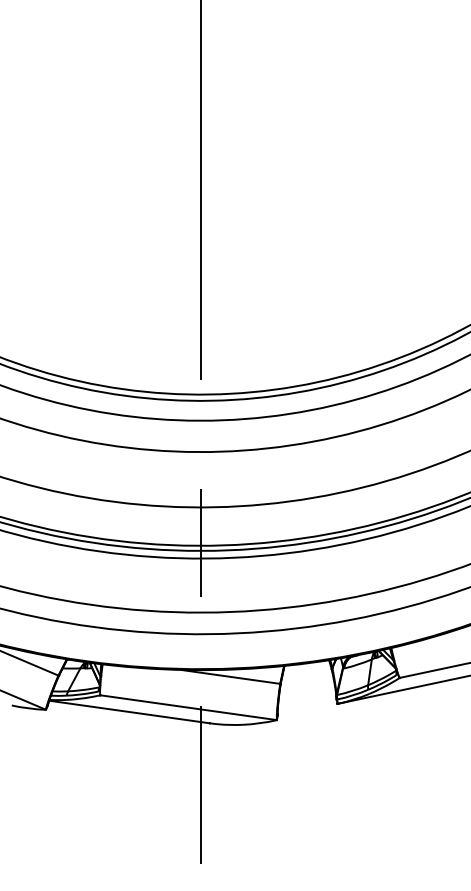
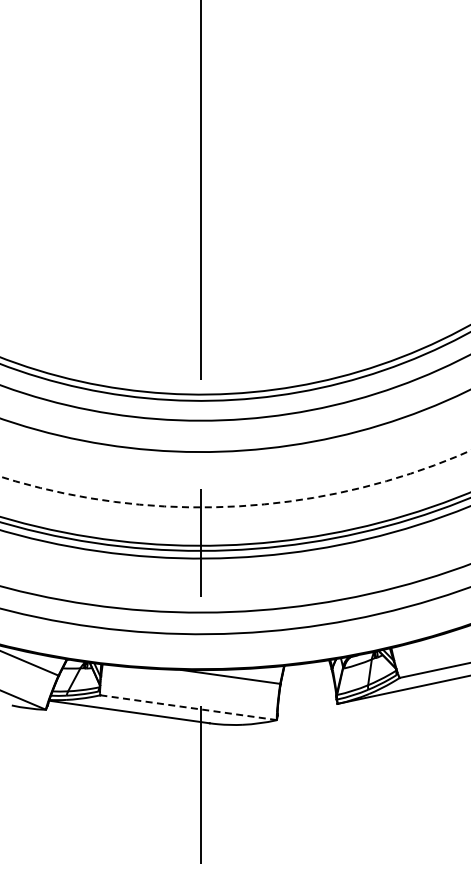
arc: solid -> dashed (237, 506)
line: solid -> dashed (189, 707)
